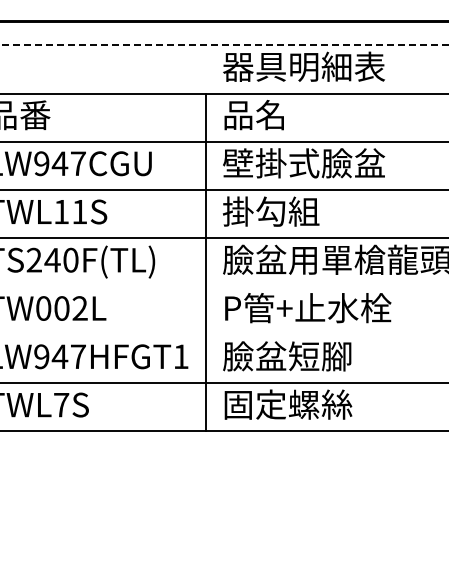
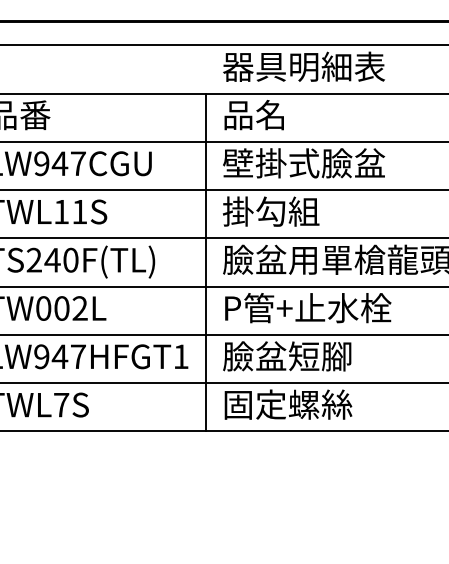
line: dashed -> solid (224, 45)
line: none -> present (223, 286)
line: none -> present (223, 334)
